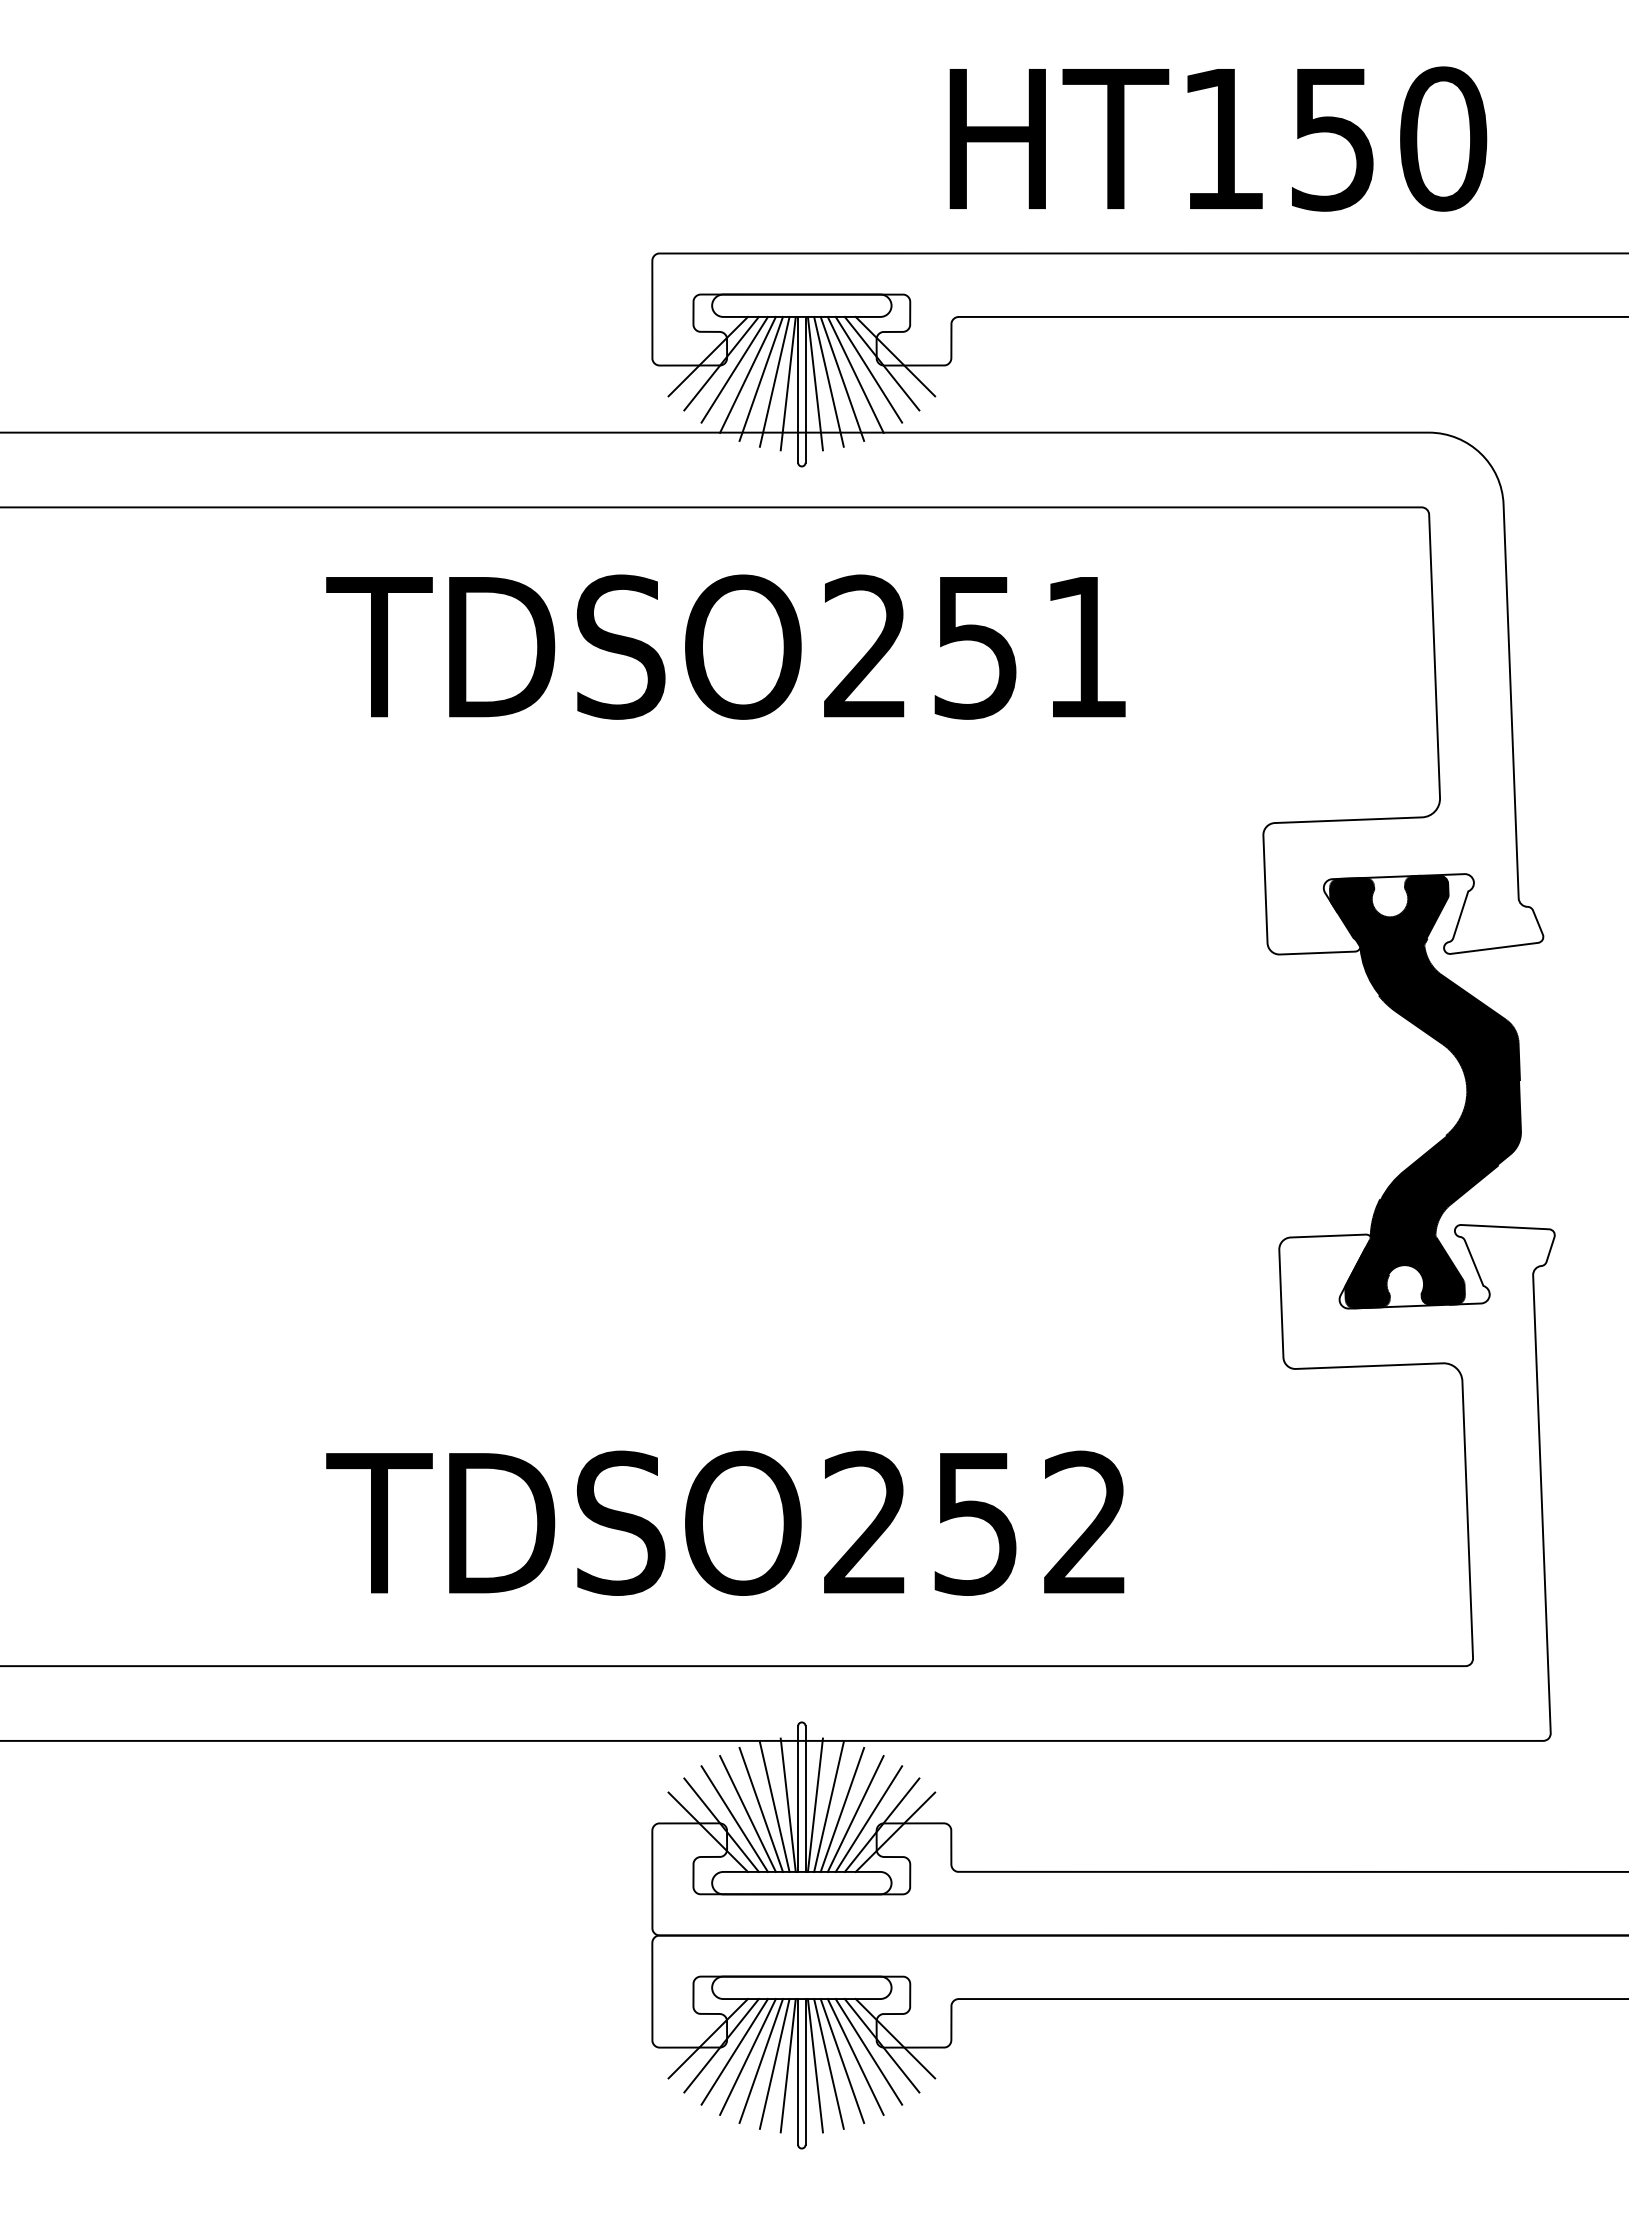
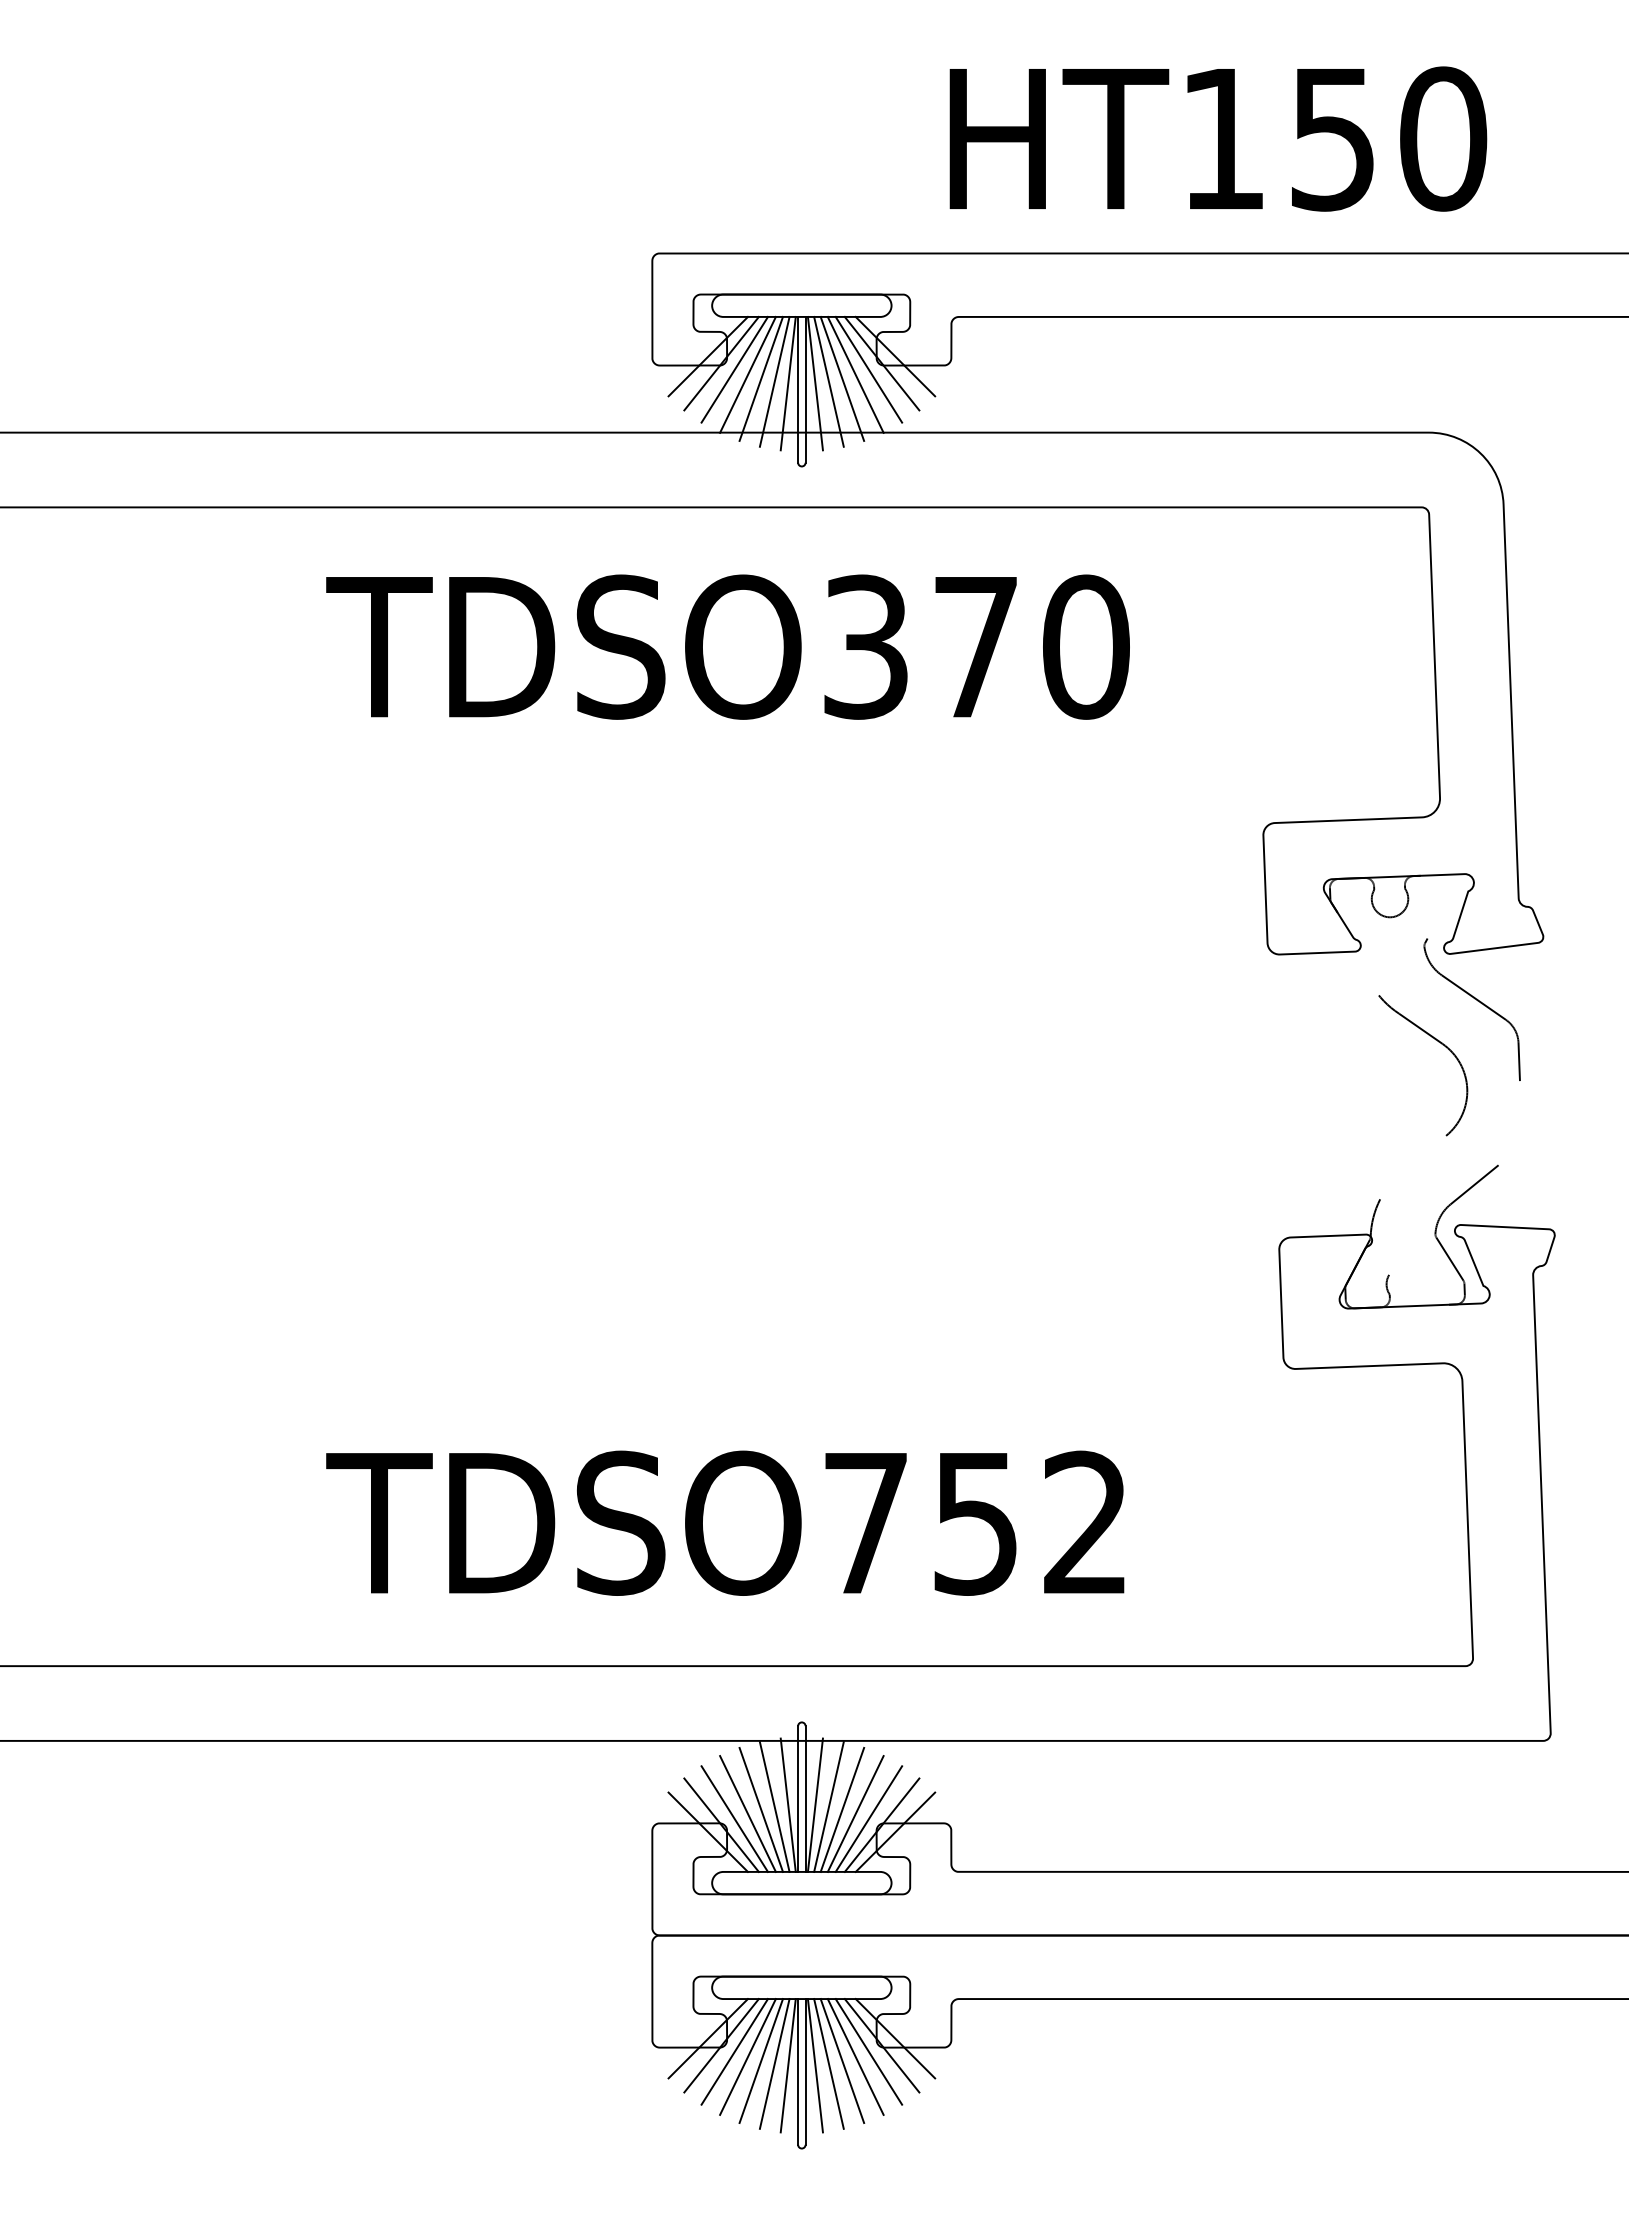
text: TDSO251 -> TDSO370 (976, 646)
fill: present -> none (1425, 1091)
text: TDSO252 -> TDSO752 (865, 1521)
